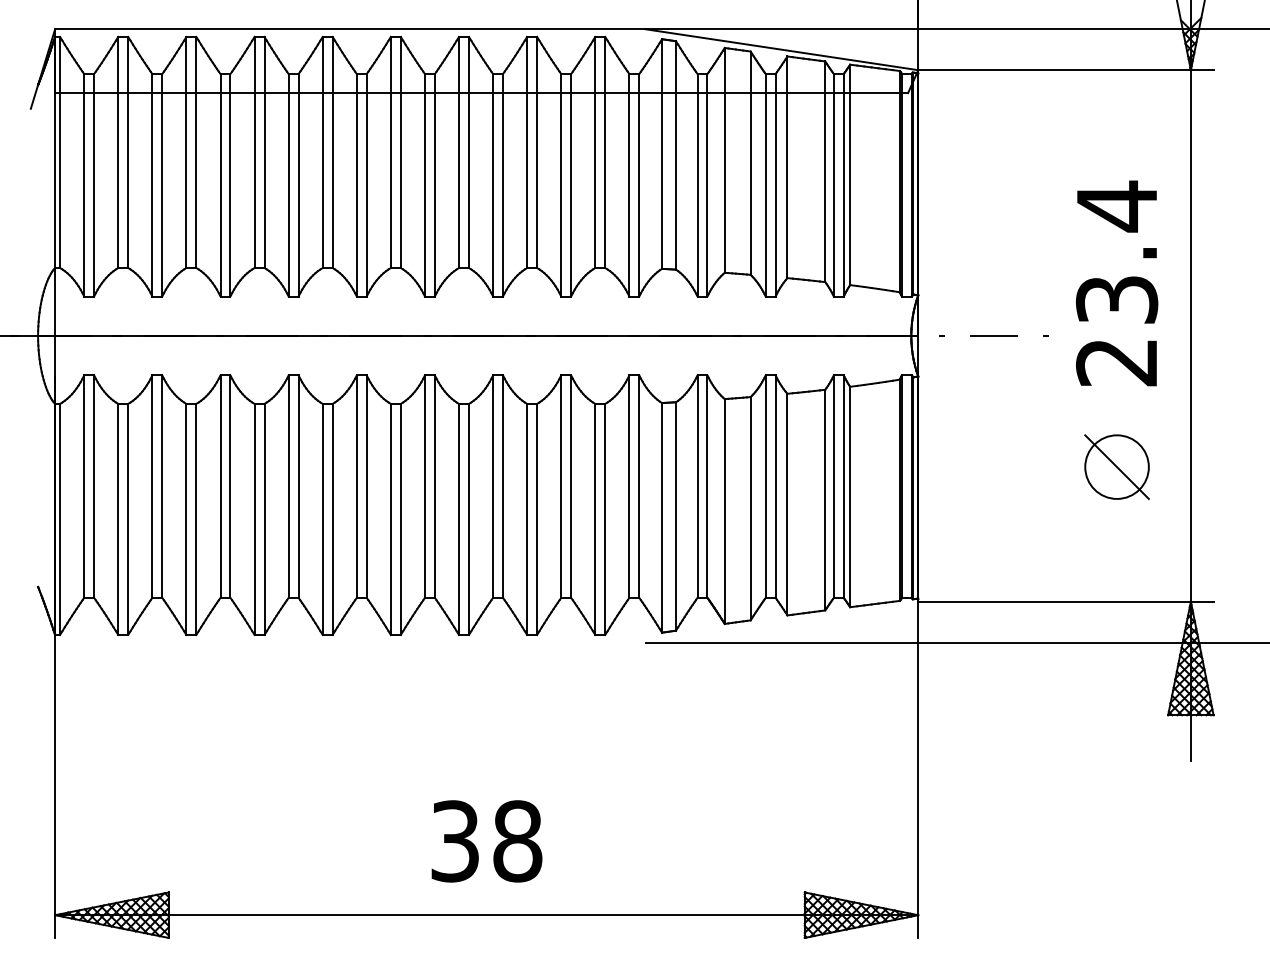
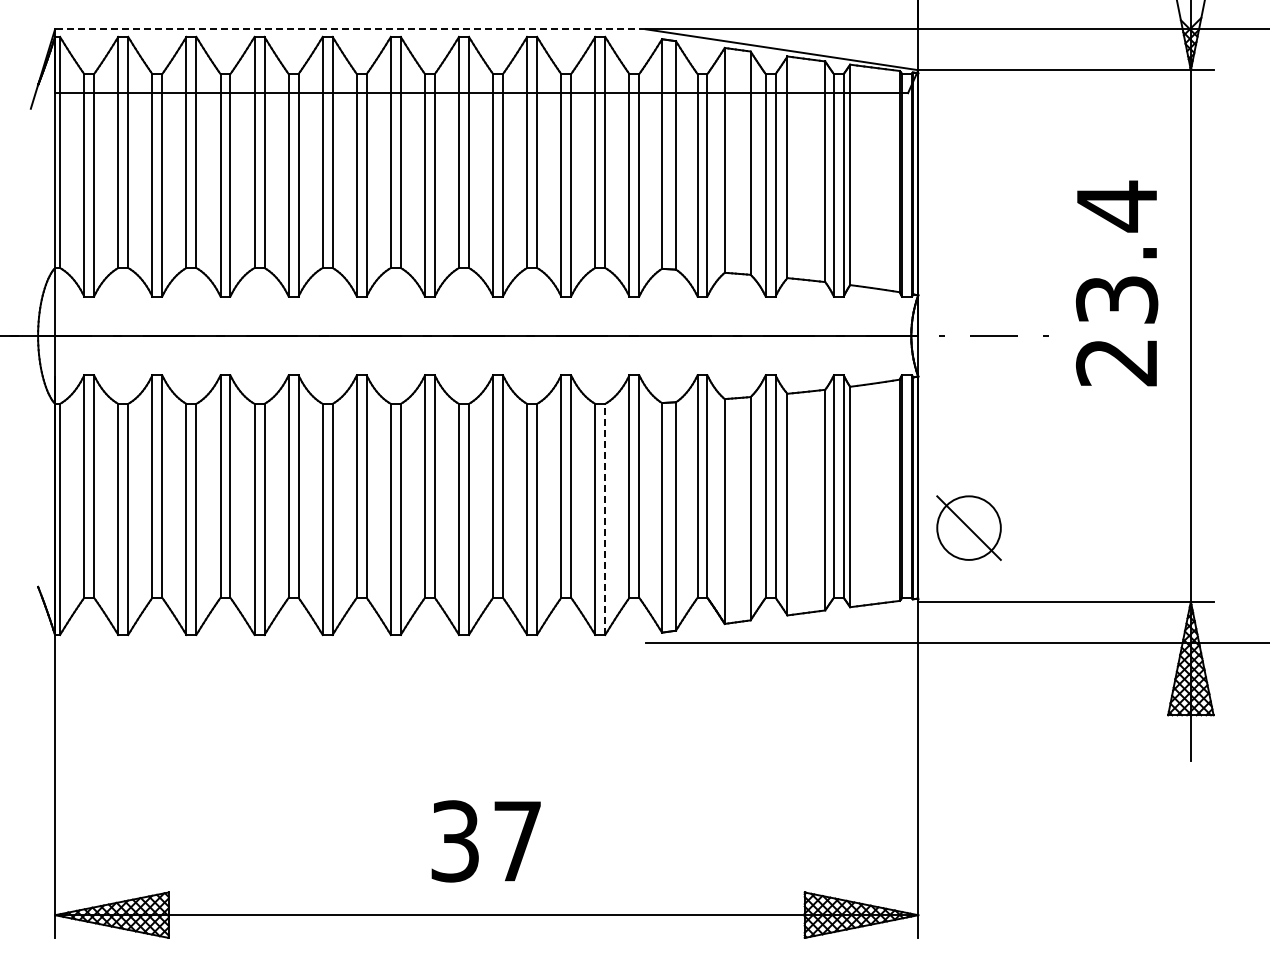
line: solid -> dashed (349, 29)
part position: (1116, 466) -> (968, 527) (968, 527)
line: solid -> dashed (605, 519)
text: 38 -> 37 (517, 841)
